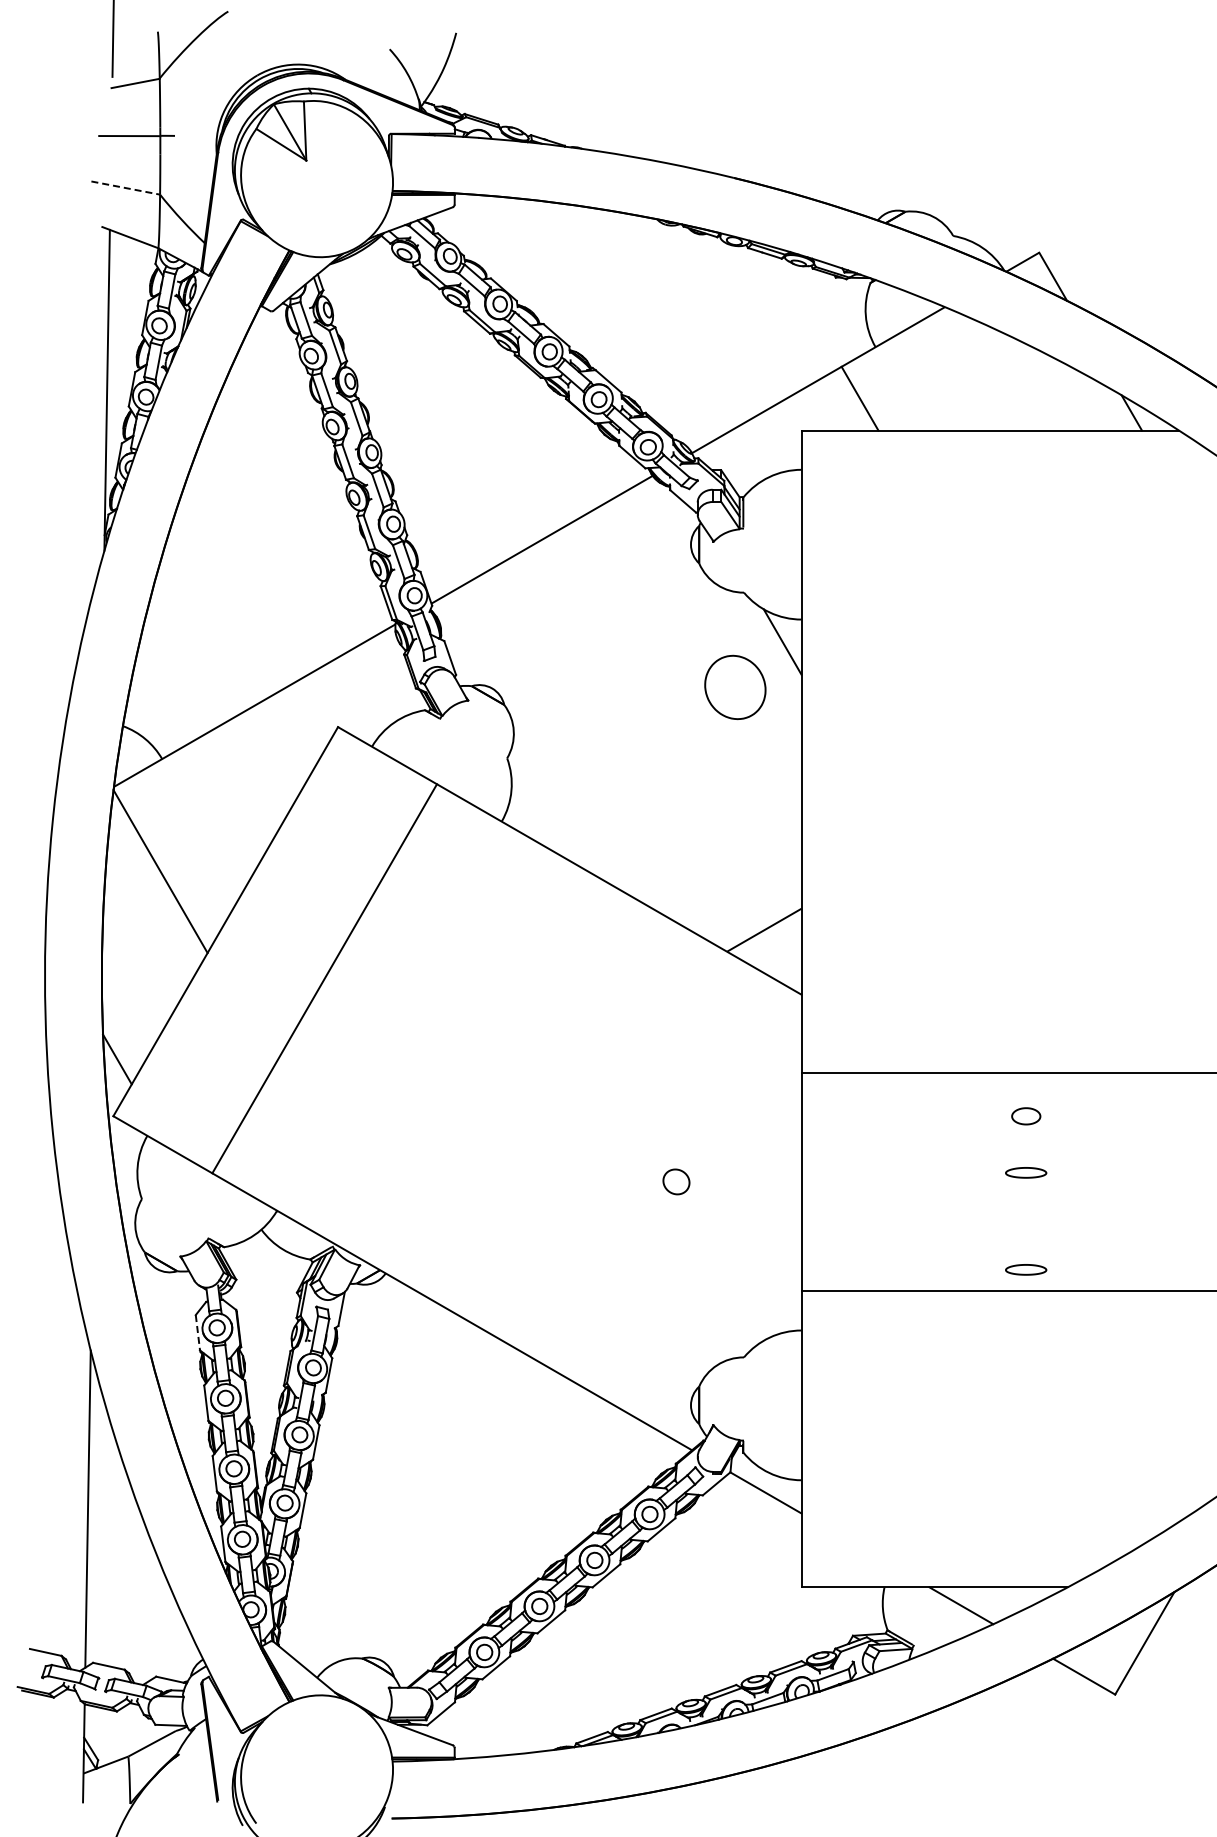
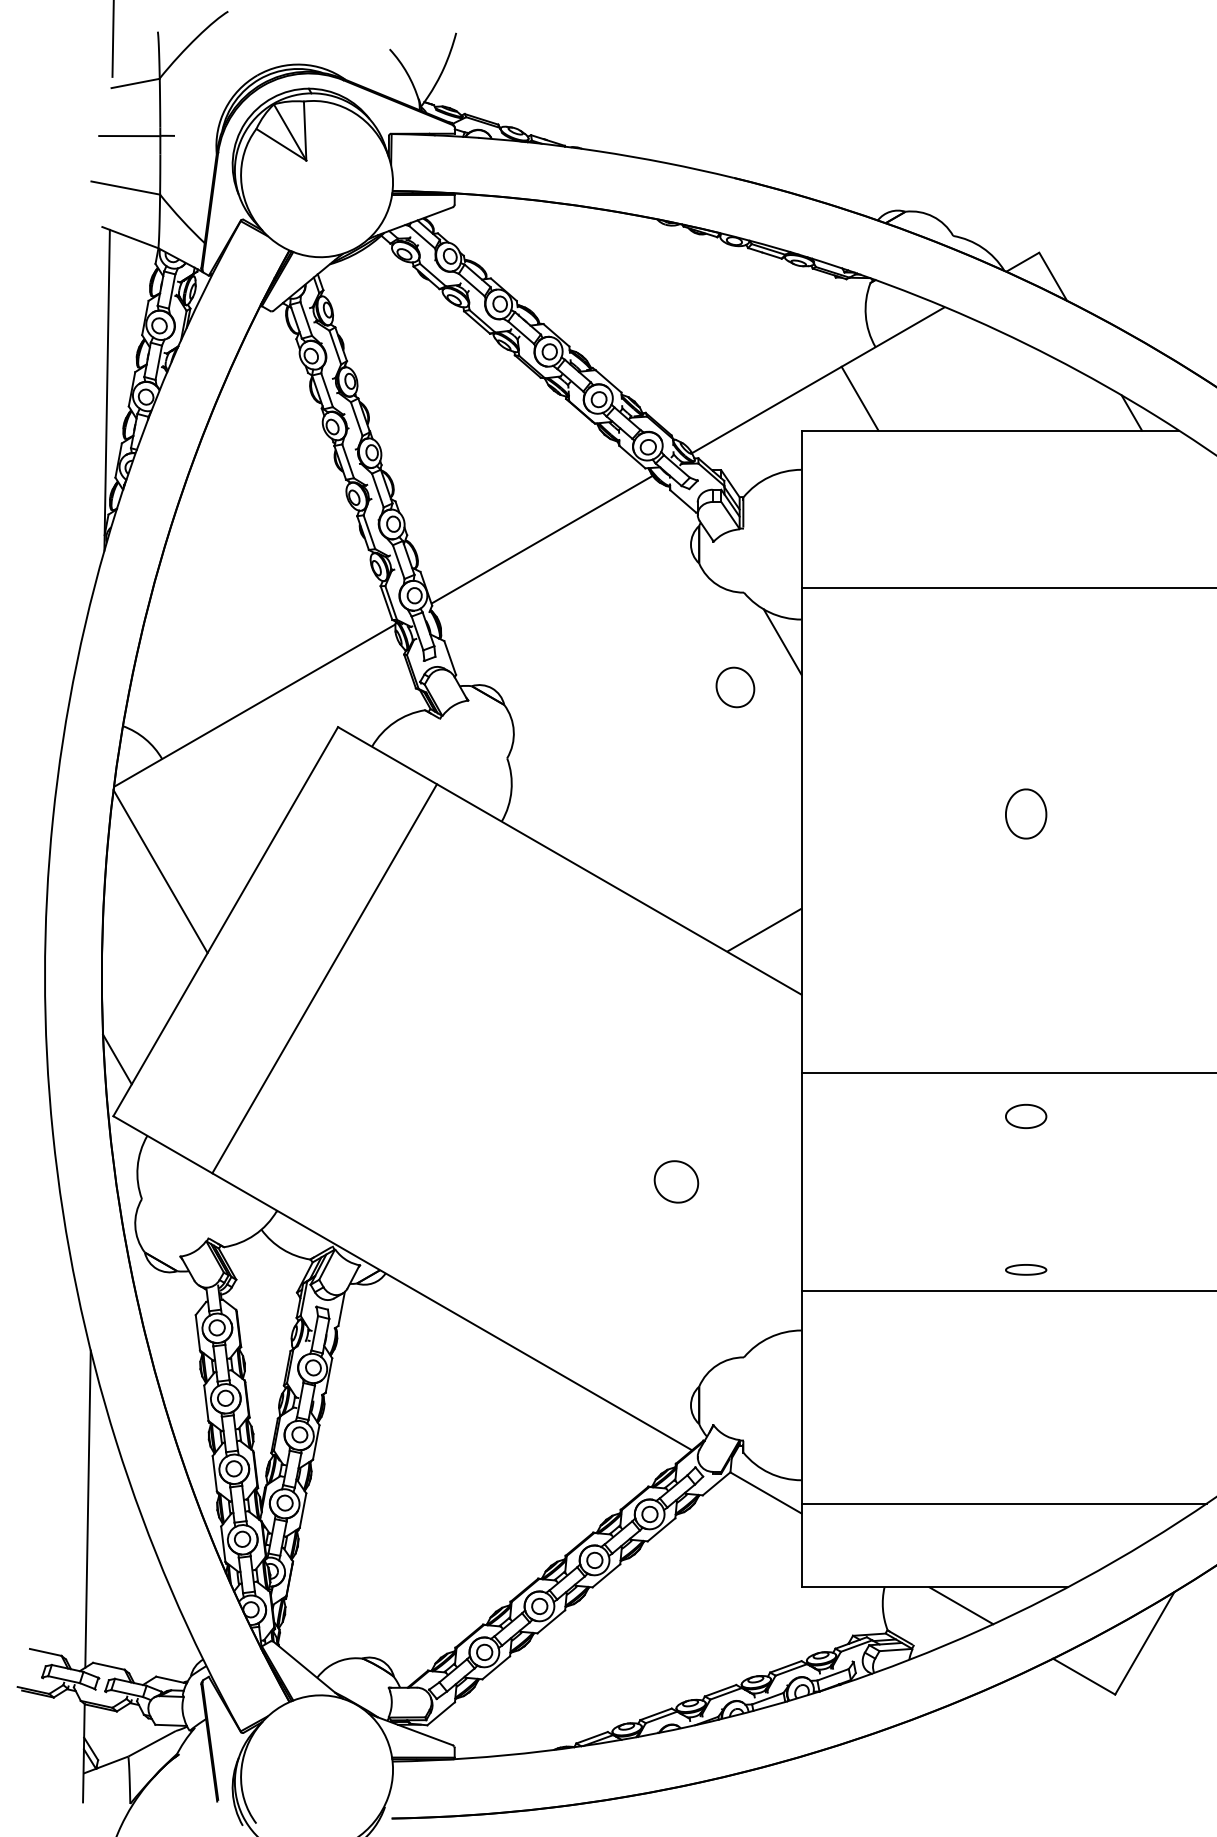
line: dashed -> solid (125, 188)
line: none -> present (1007, 588)
part size: 63x66 px -> 41x43 px (735, 687)
part: none -> present (1026, 813)
part size: 31x19 px -> 43x26 px (1026, 1115)
part: present -> none (1026, 1172)
part size: 29x28 px -> 47x44 px (676, 1181)
line: dashed -> solid (197, 1332)
line: none -> present (1003, 1503)
